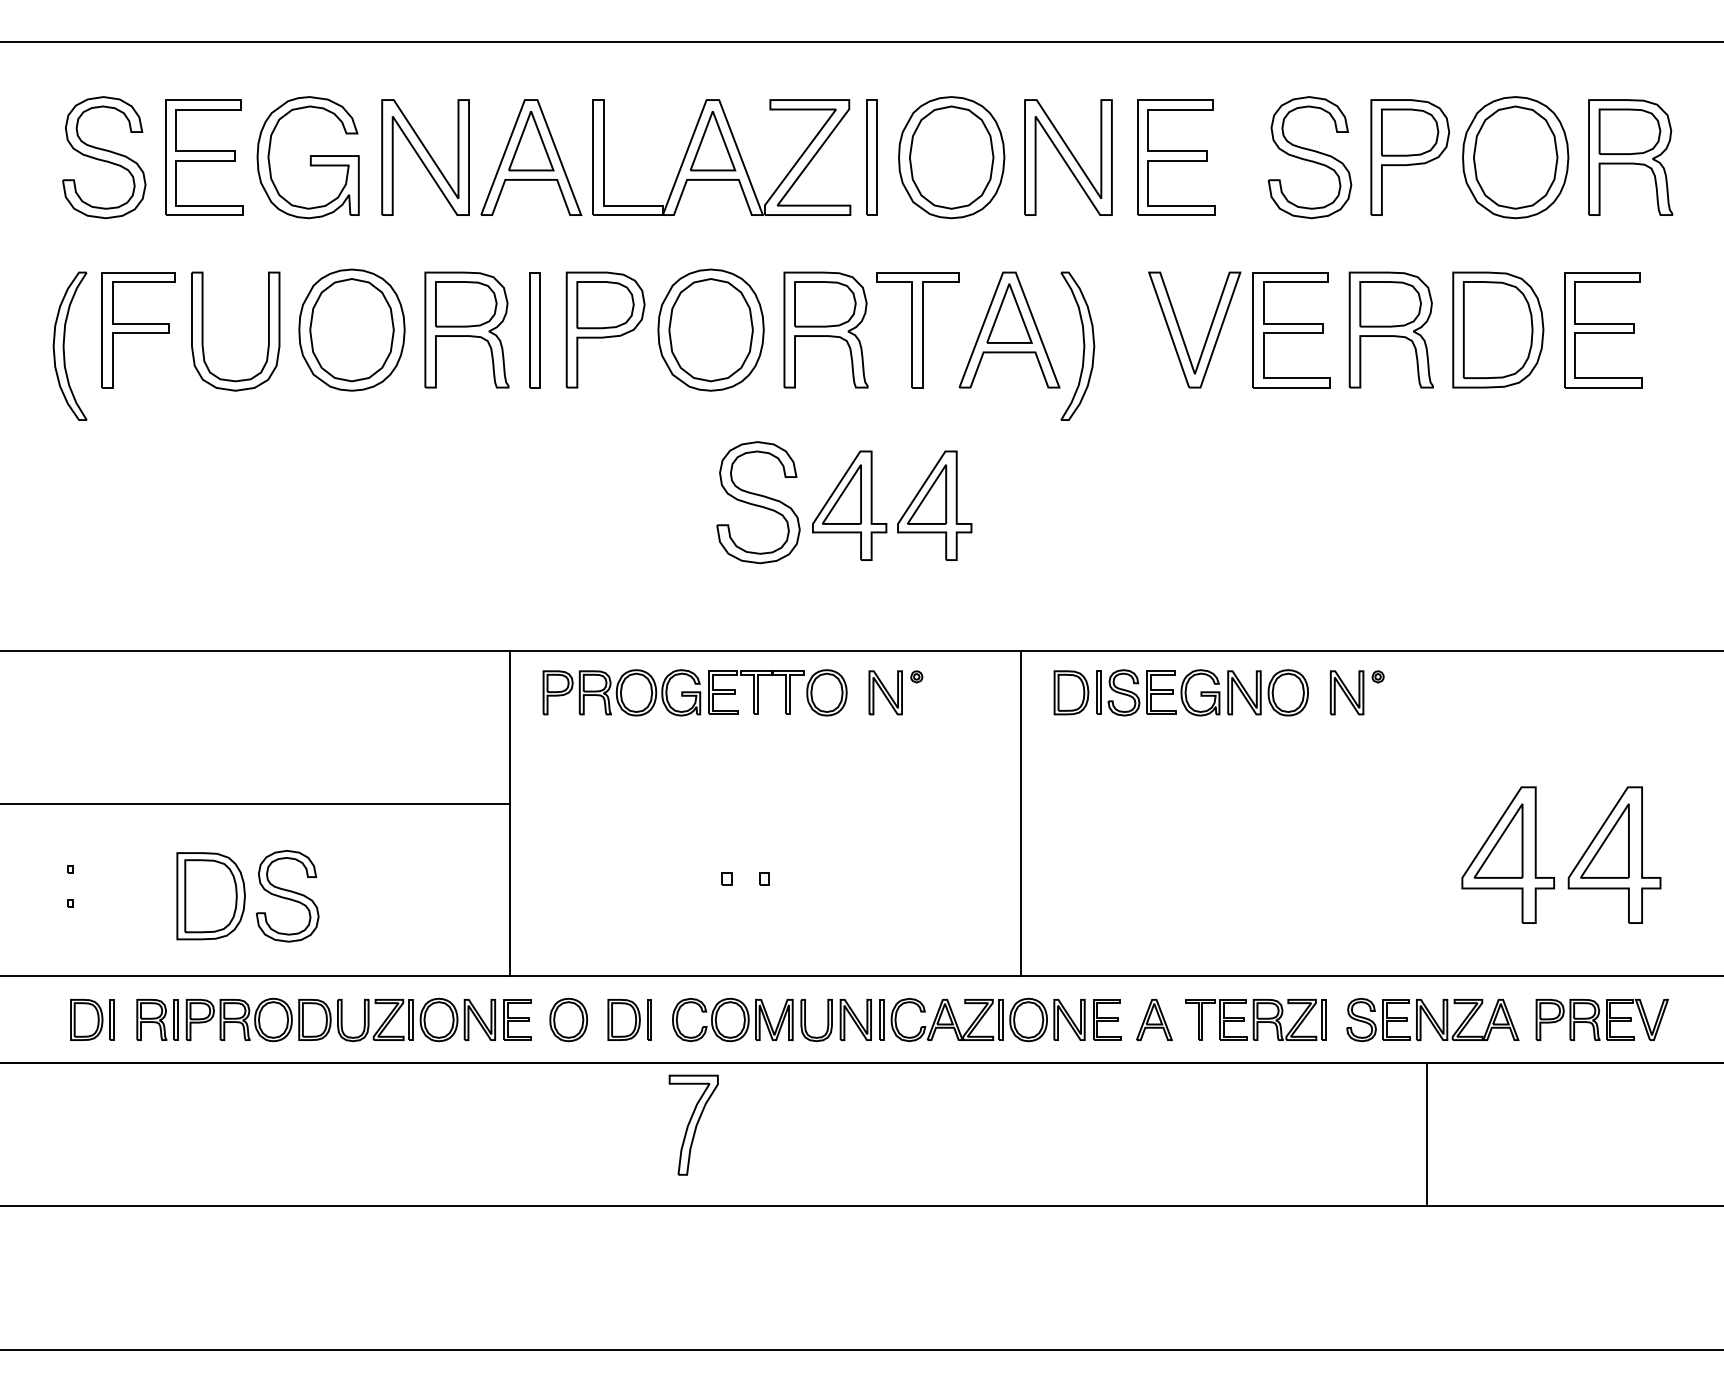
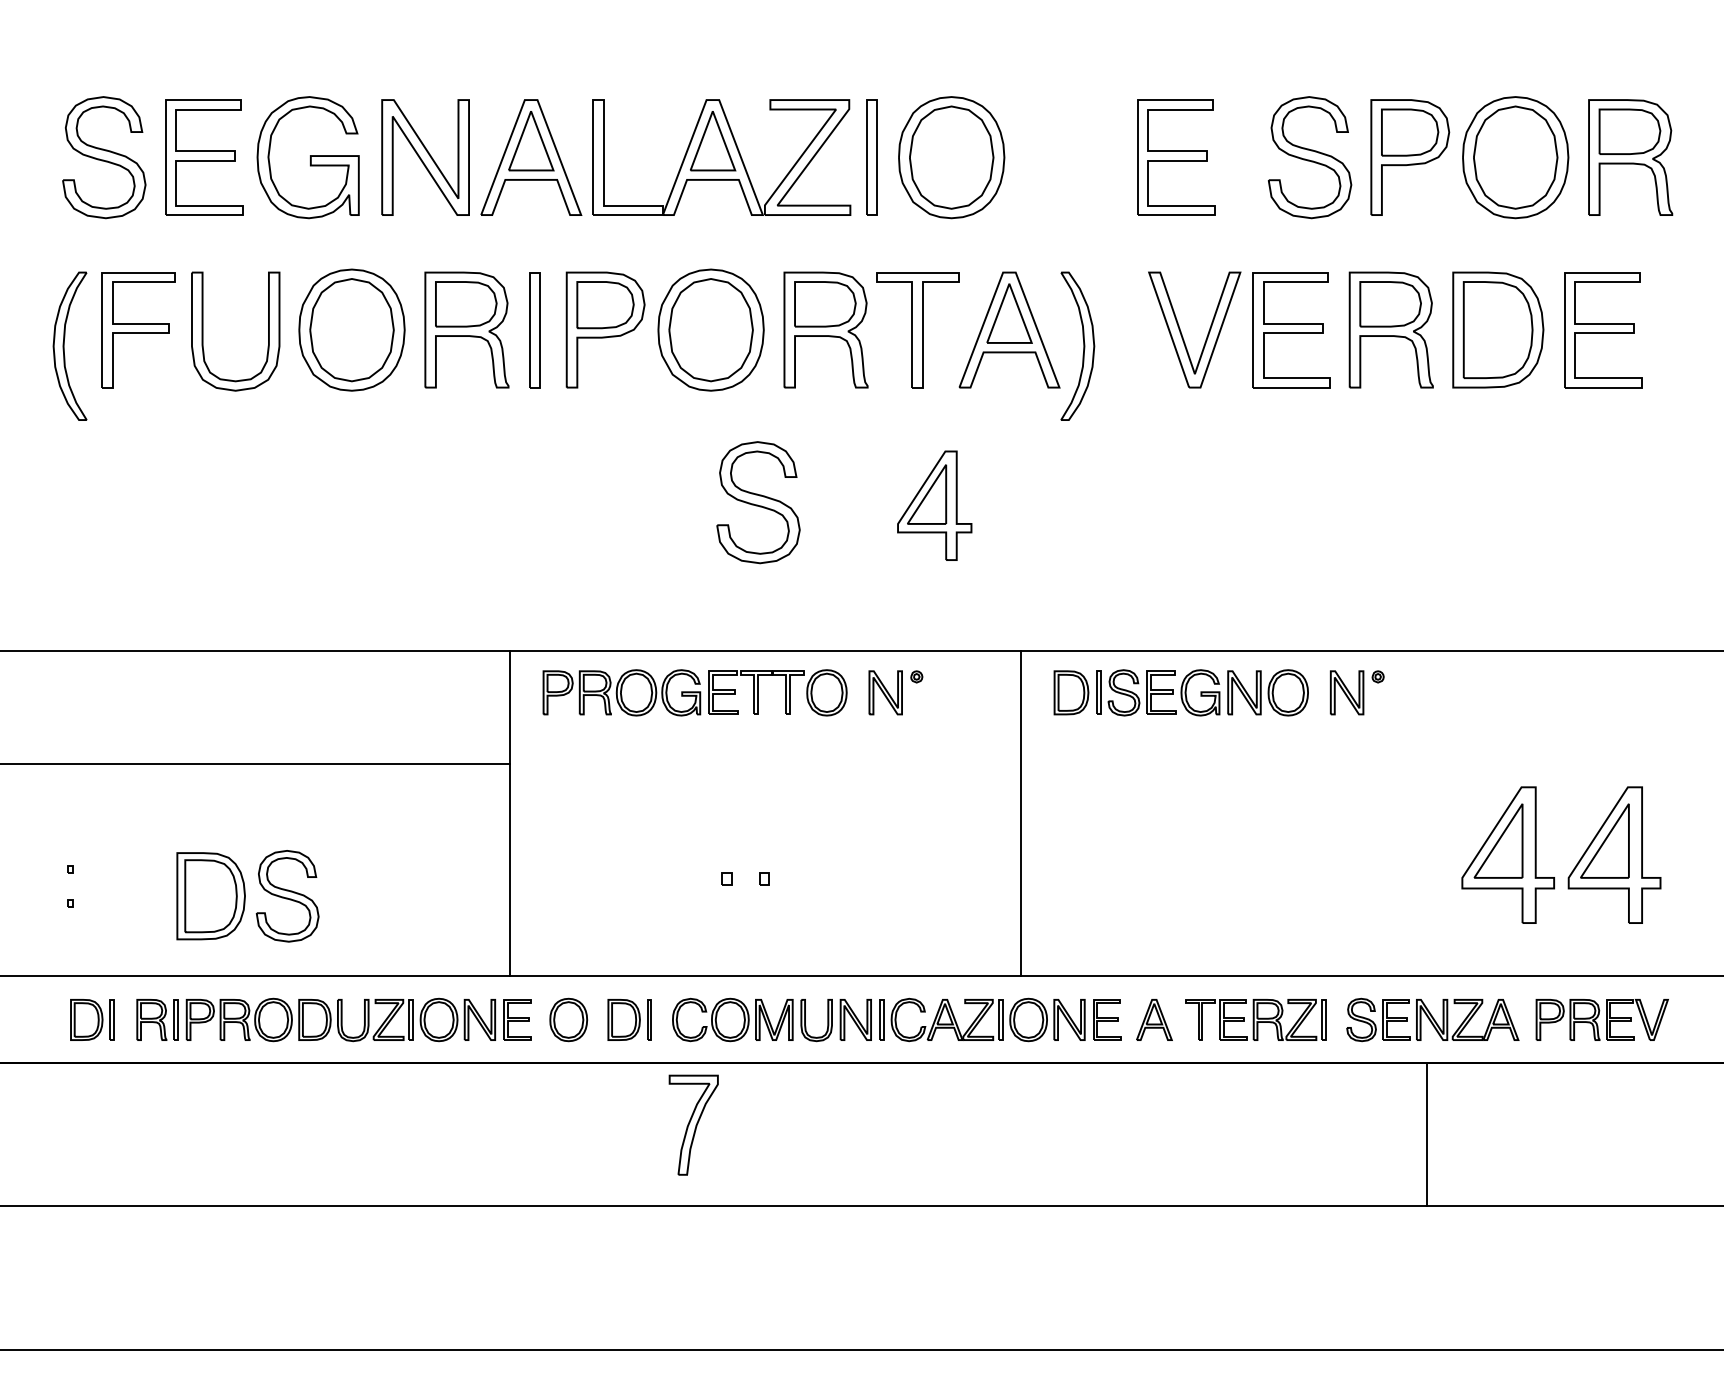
line: present -> none (861, 41)
part: present -> none (1068, 157)
part: present -> none (849, 505)
line position: (256, 803) -> (256, 763) (256, 763)
